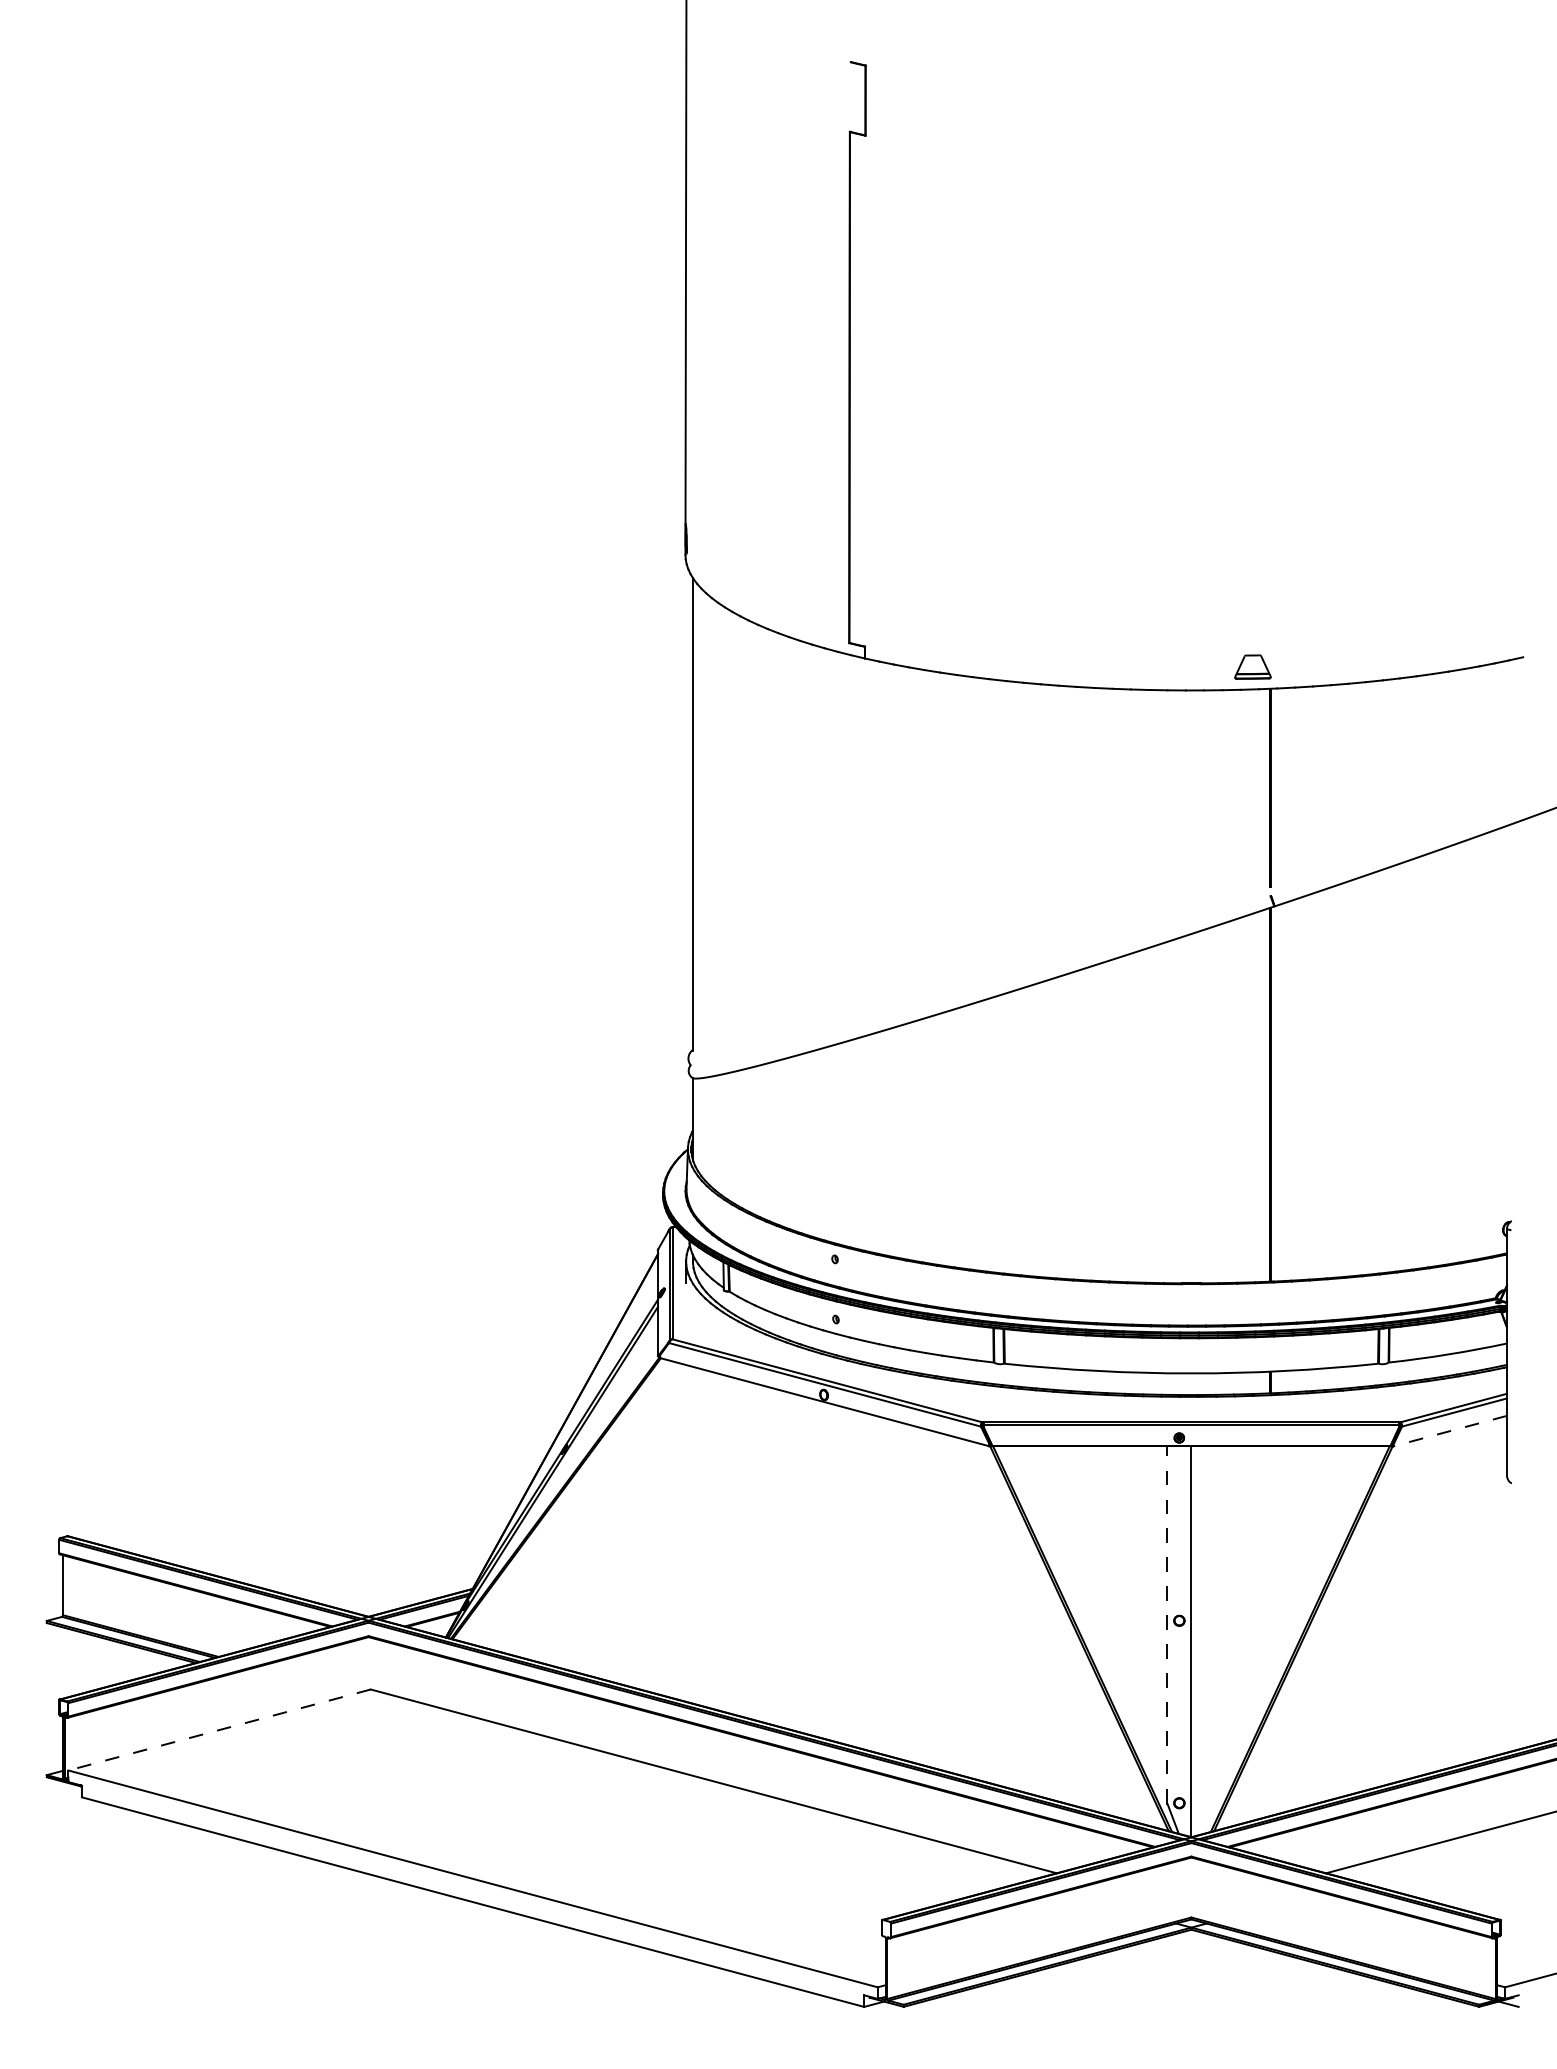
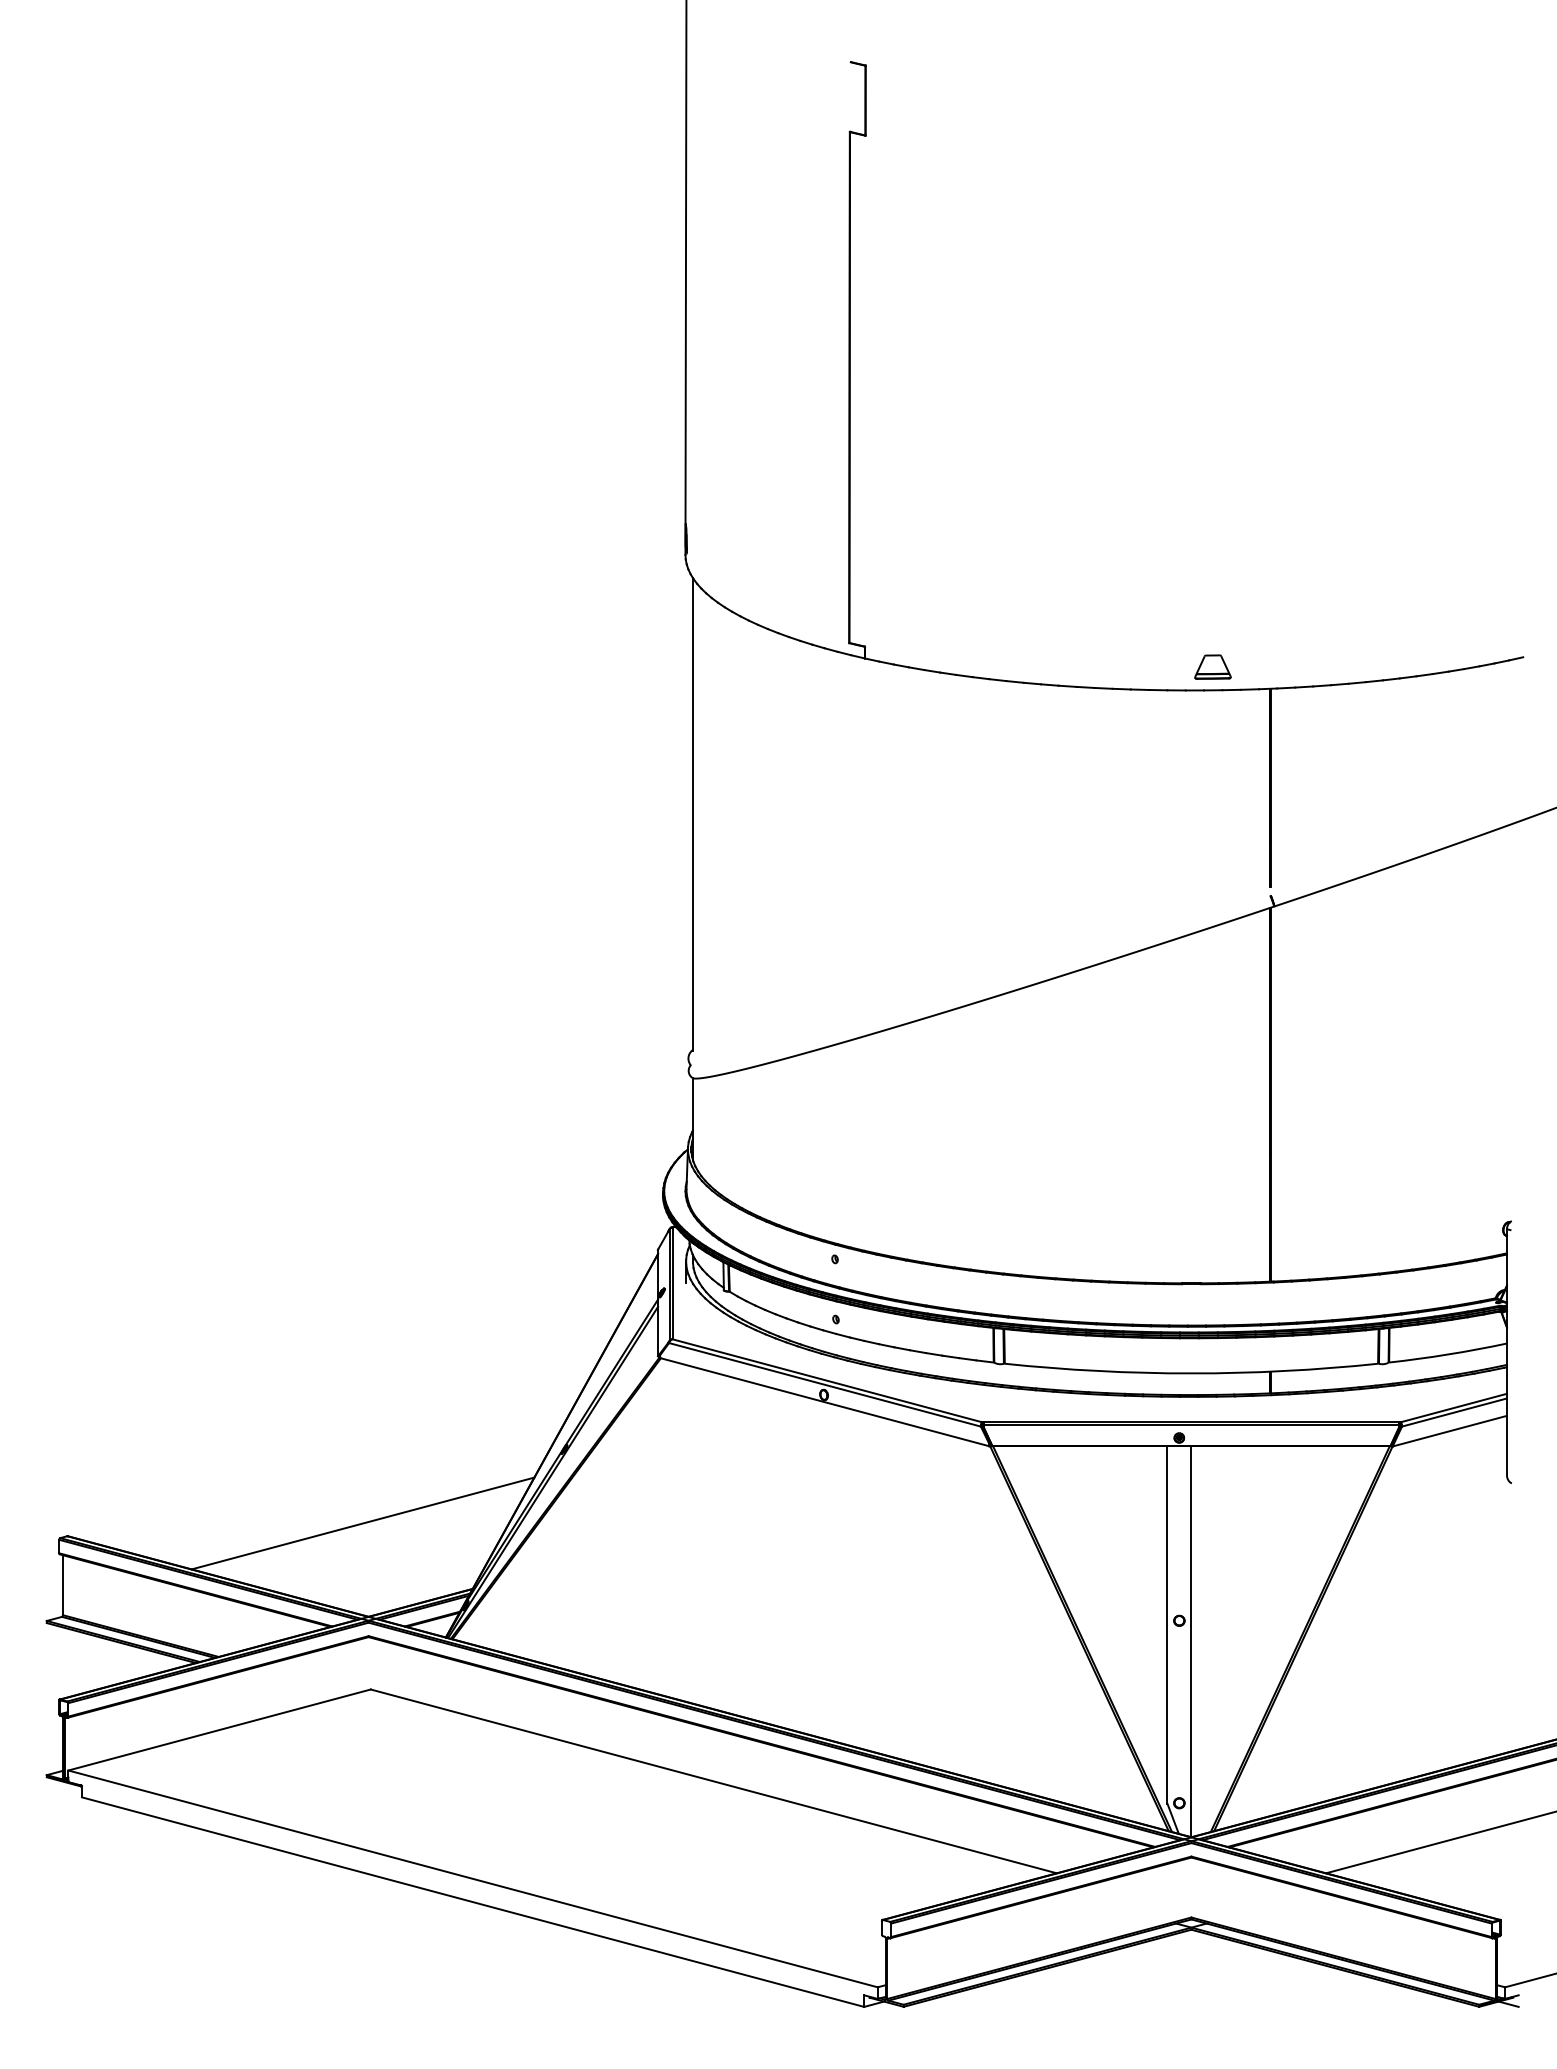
part position: (1252, 666) -> (1212, 666) (1212, 666)
line: dashed -> solid (1449, 1431)
line: none -> present (362, 1523)
line: dashed -> solid (1167, 1624)
line: dashed -> solid (219, 1730)
